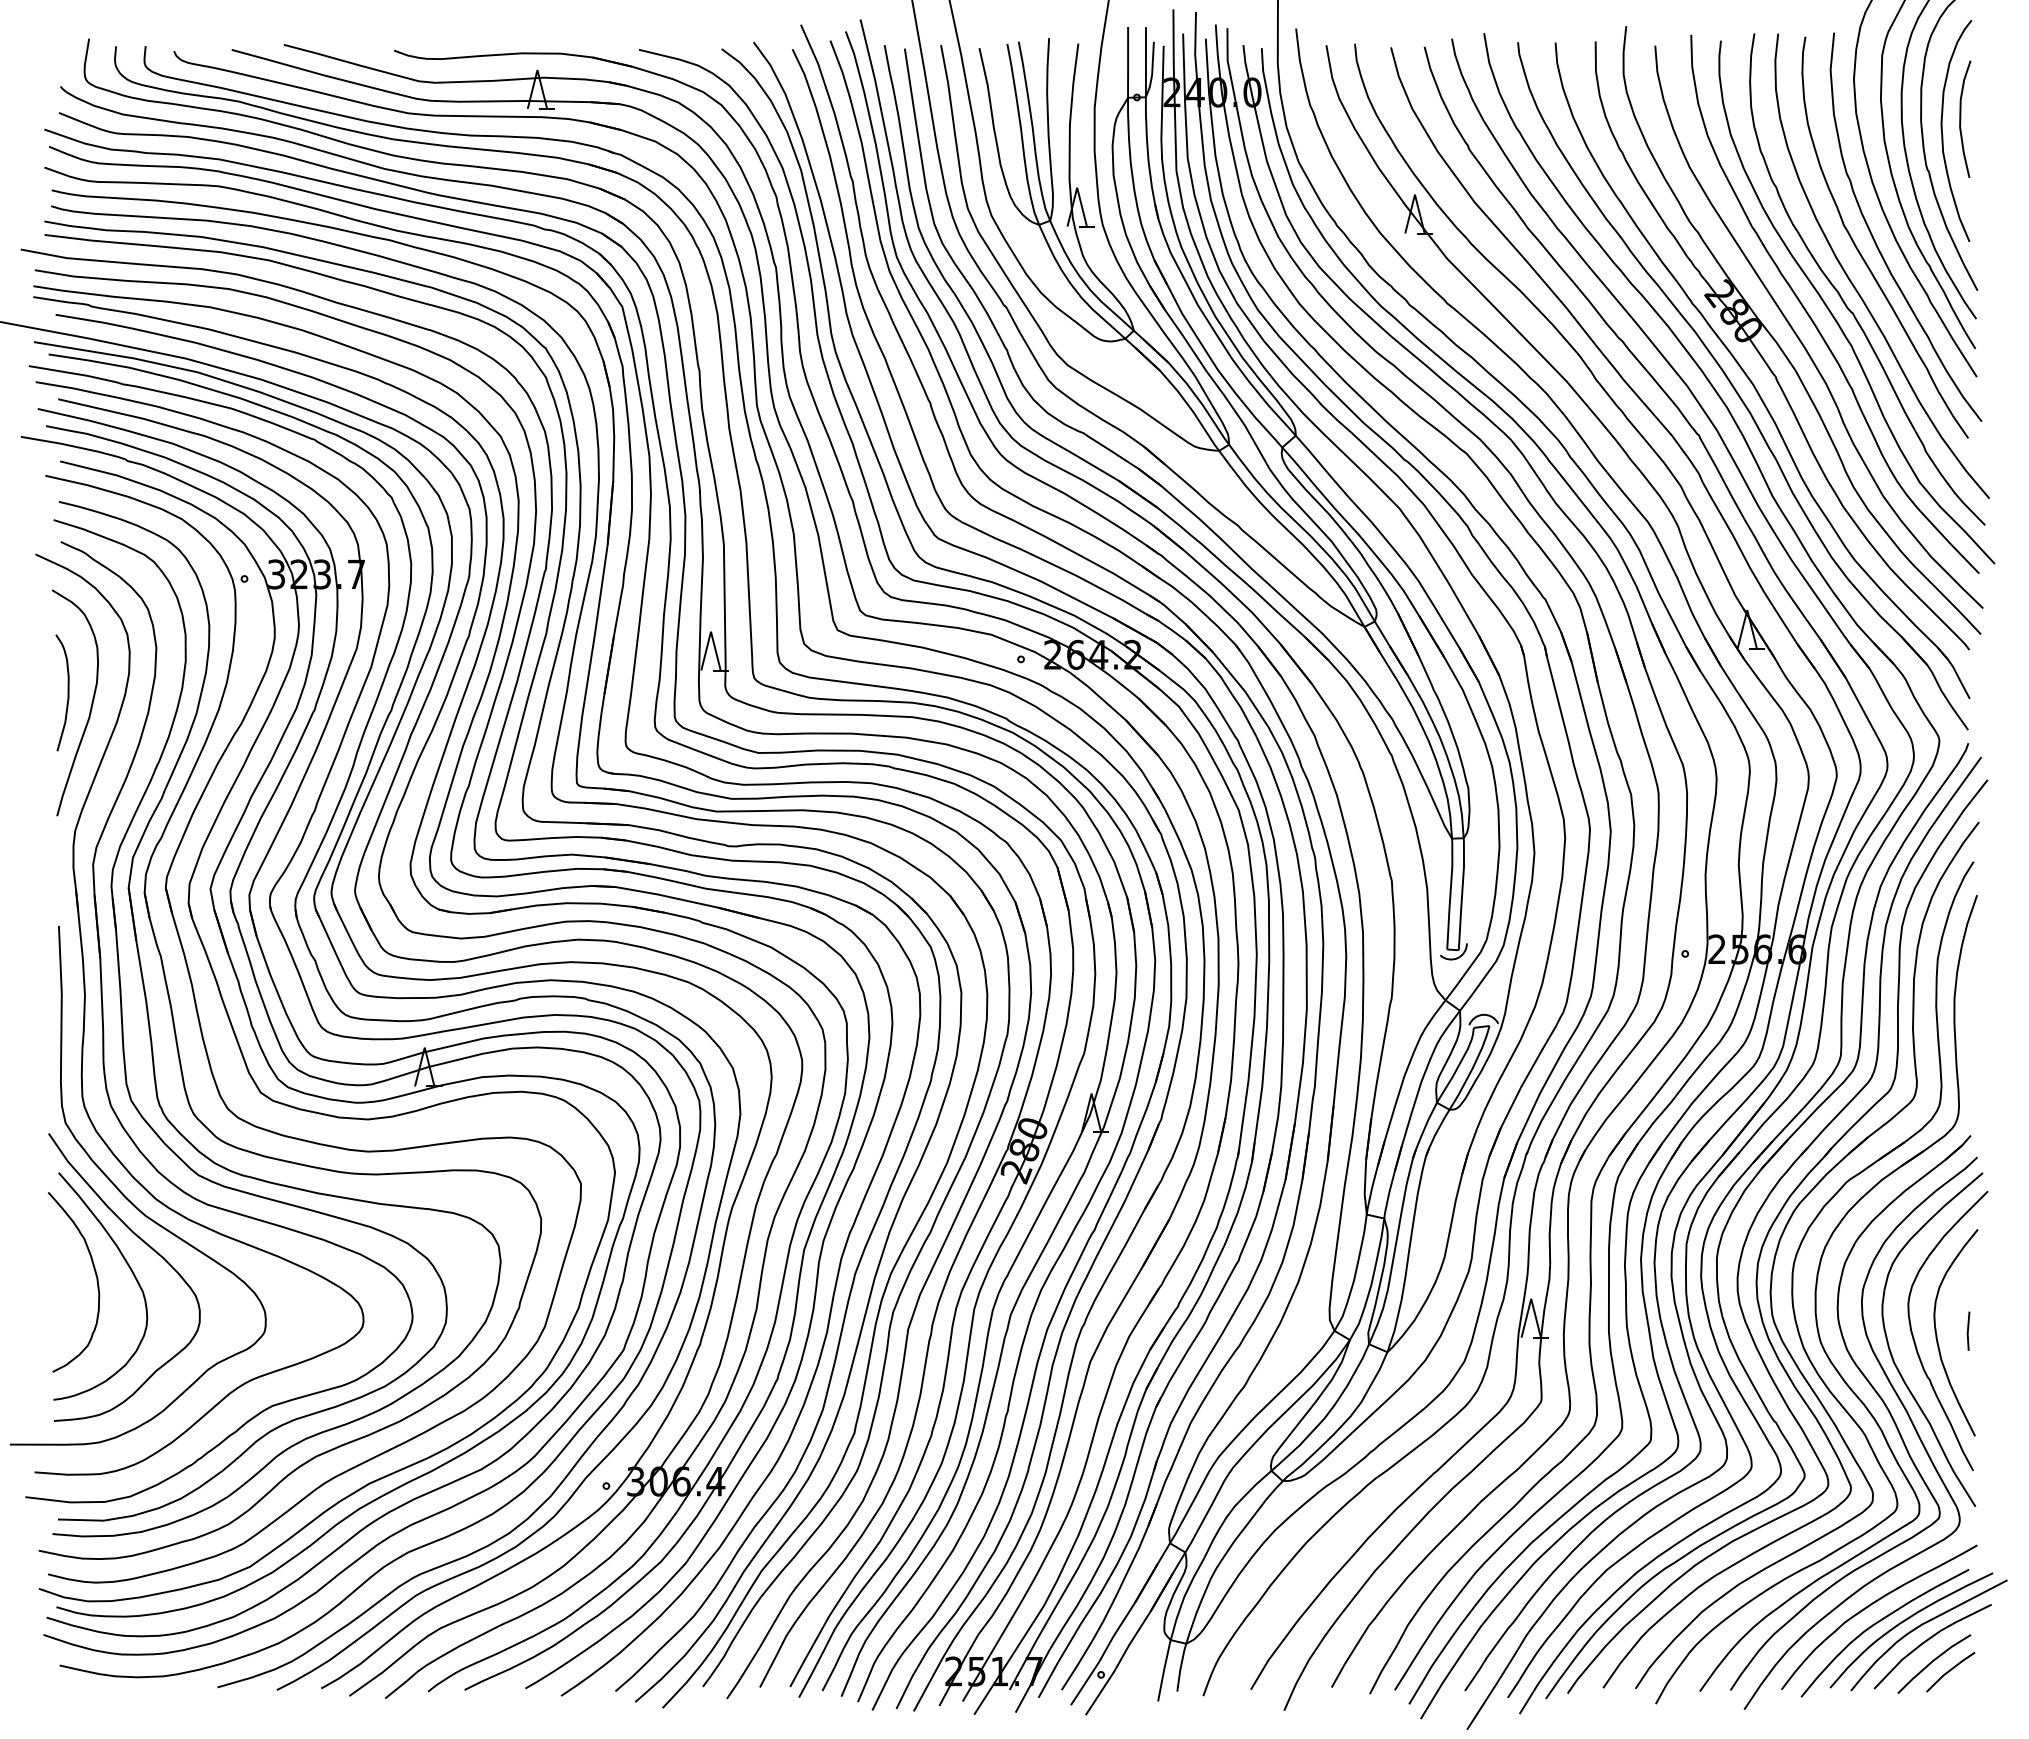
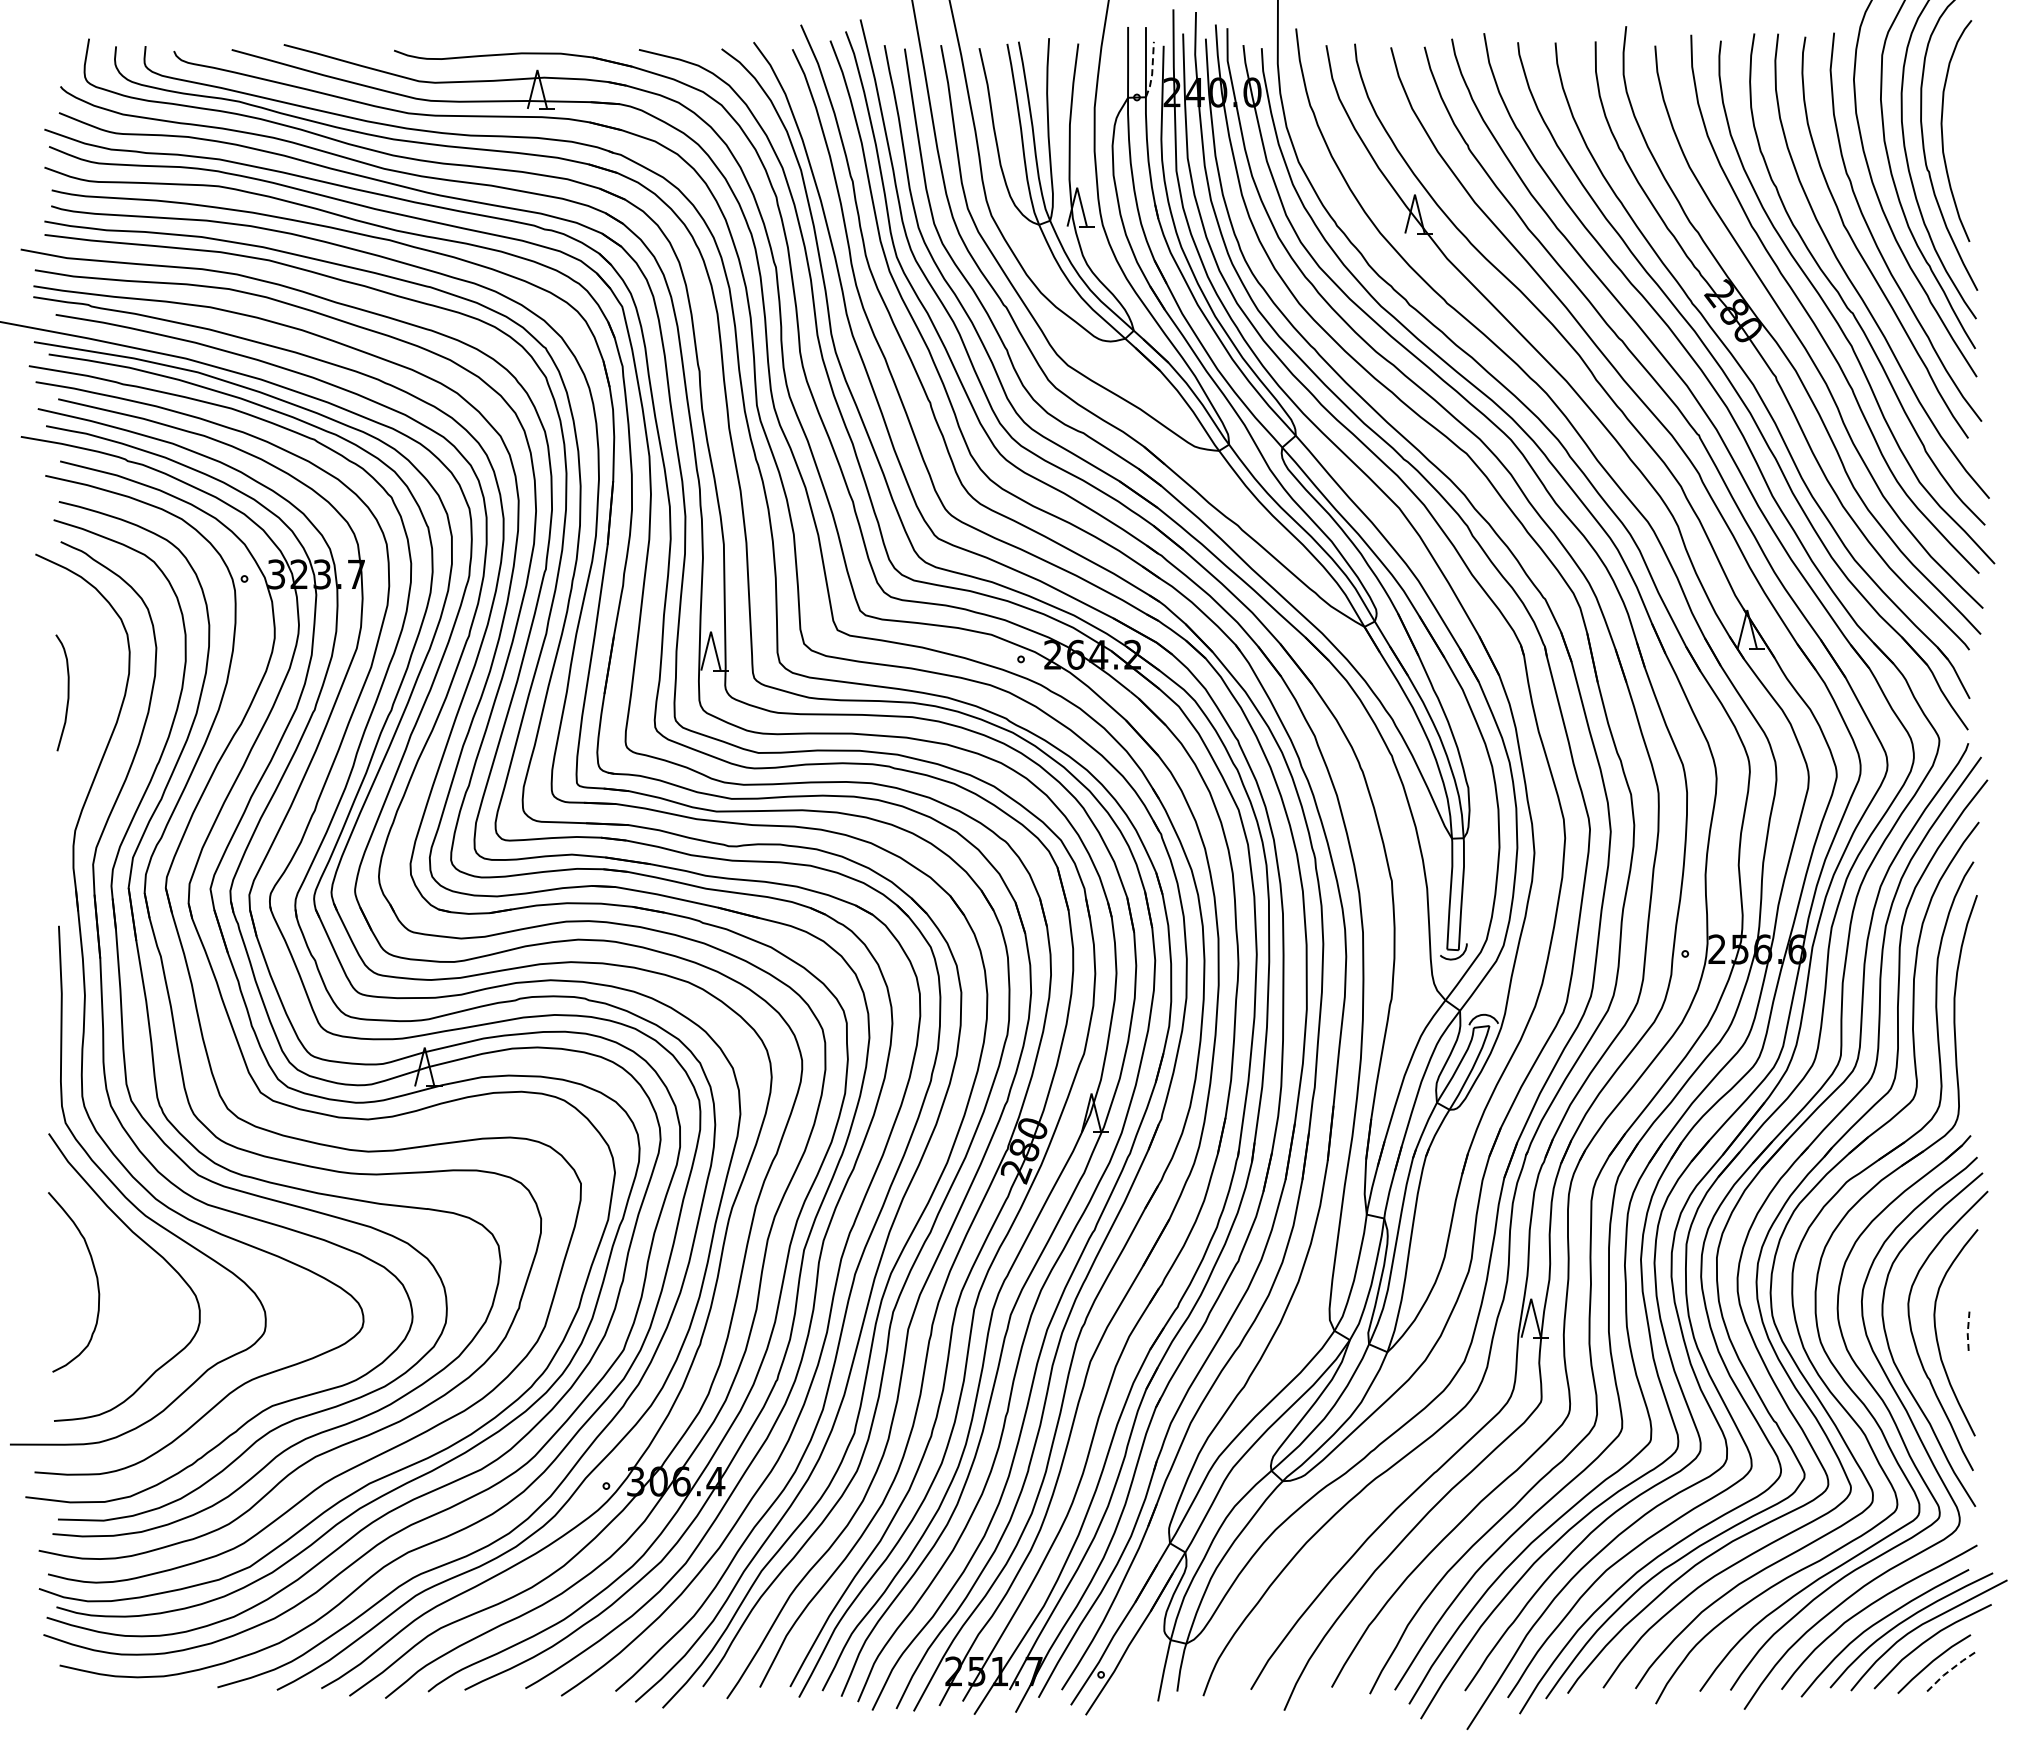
line: solid -> dashed (1152, 71)
curve: present -> none (1961, 118)
curve: present -> none (90, 706)
curve: present -> none (128, 1267)
line: solid -> dashed (1967, 1331)
line: solid -> dashed (1949, 1670)
